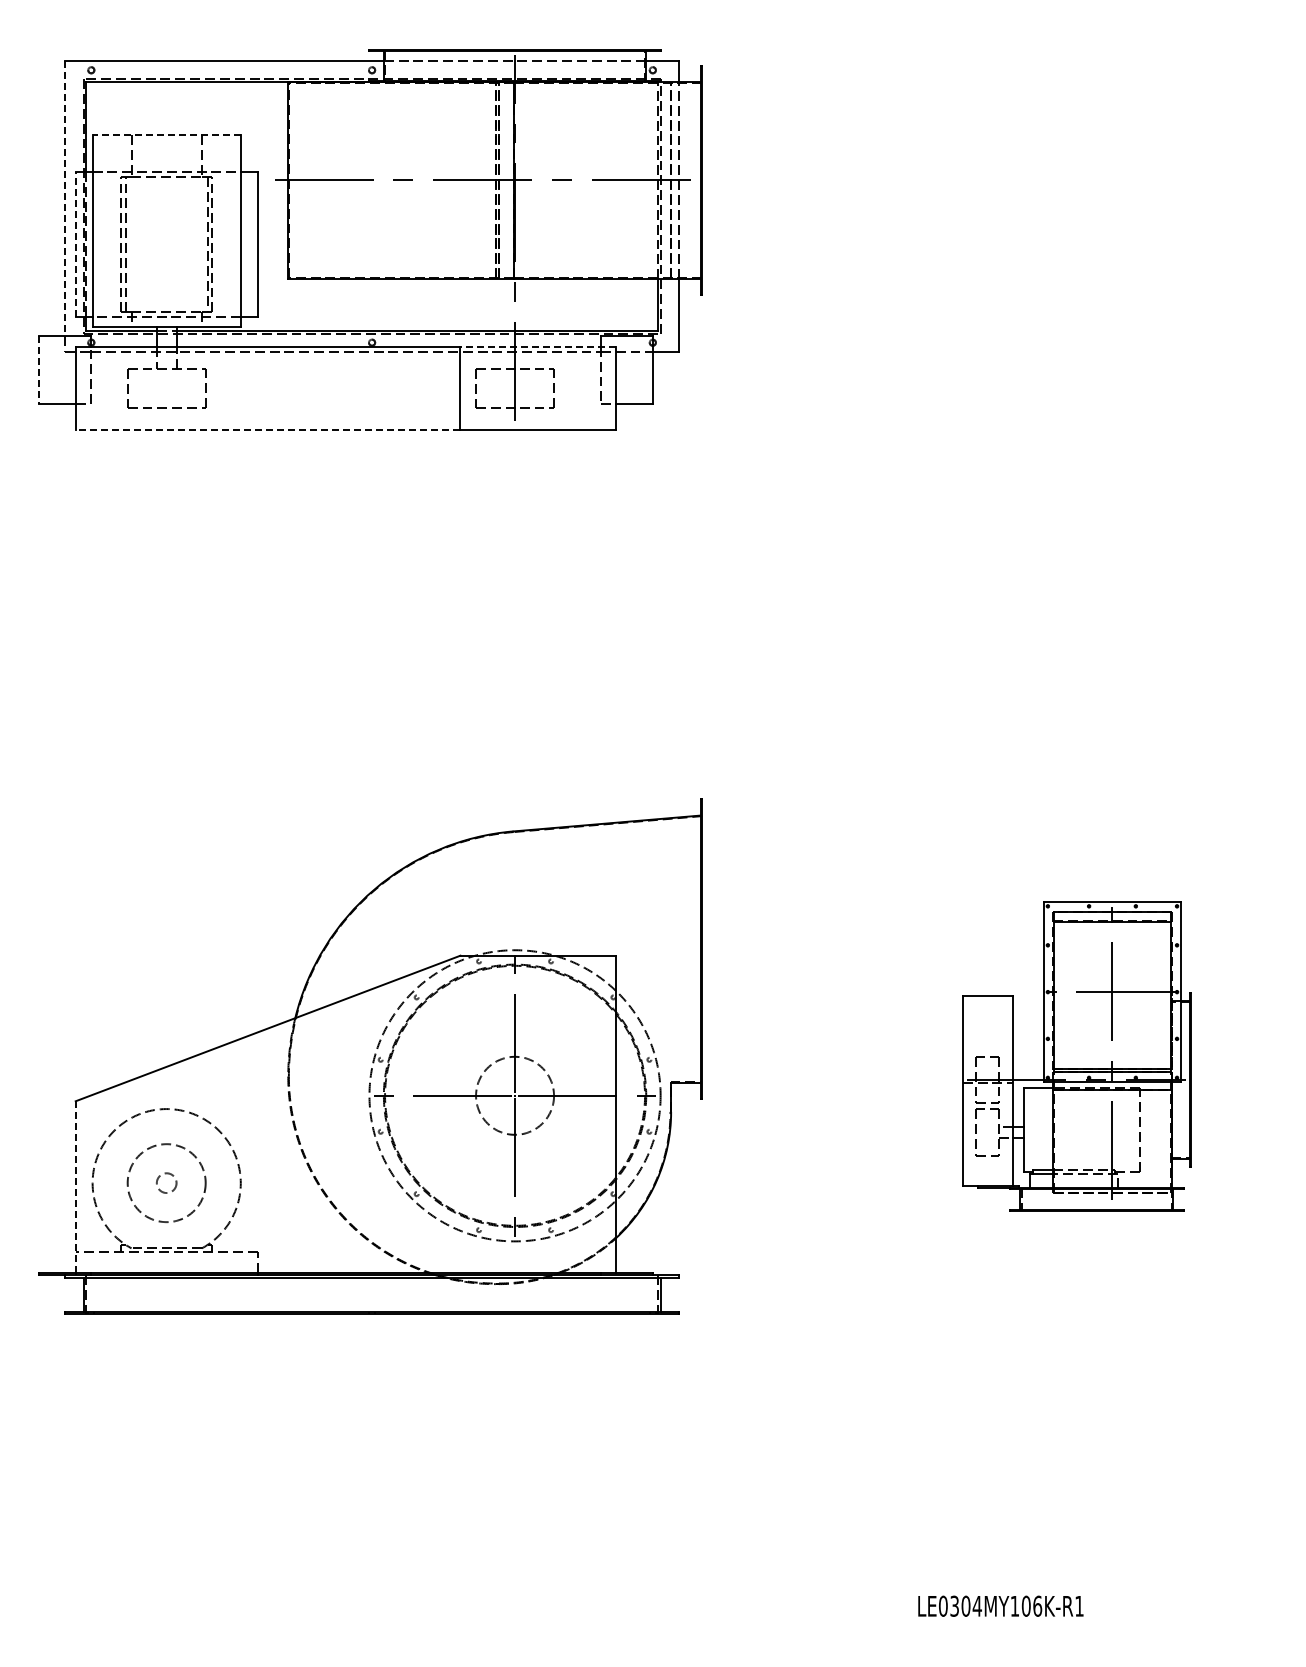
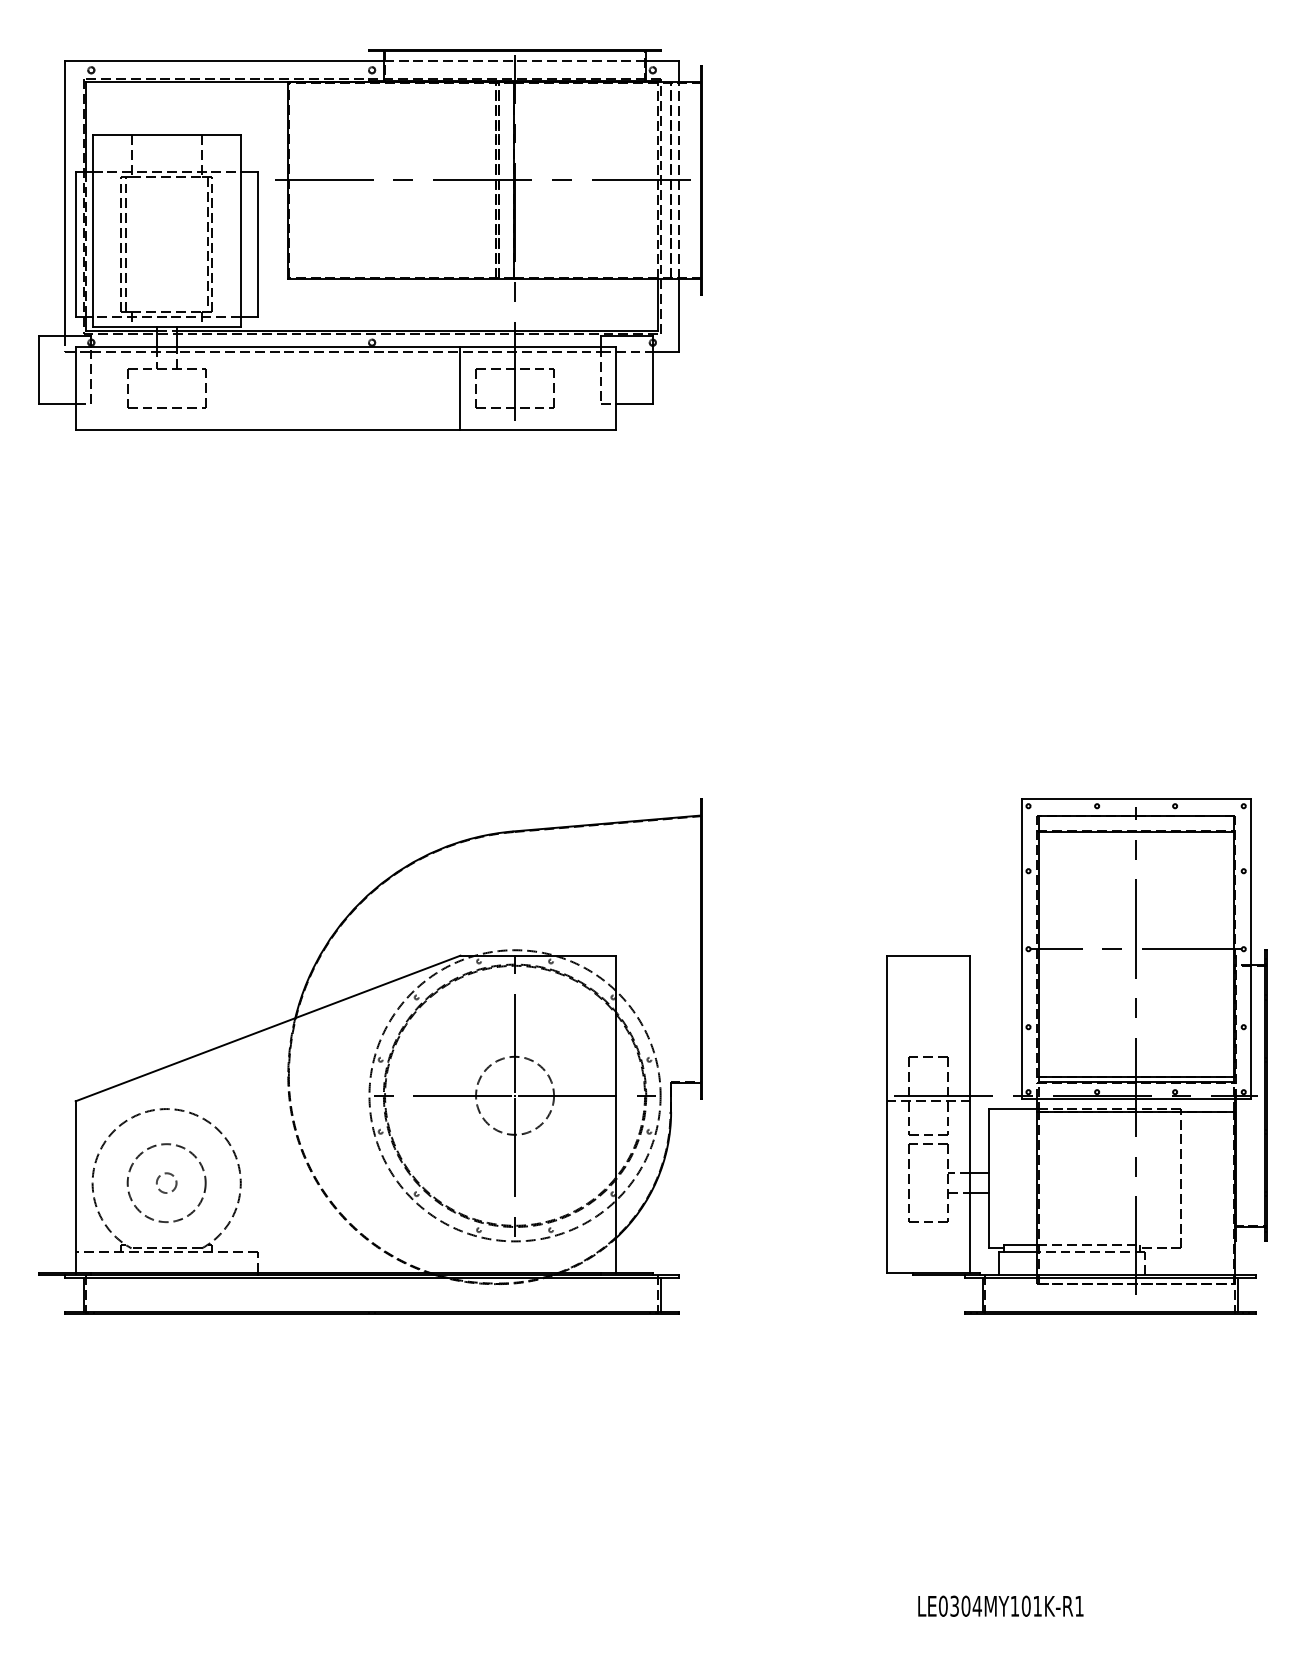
line: dashed -> solid (166, 135)
line: dashed -> solid (65, 198)
line: dashed -> solid (75, 244)
line: dashed -> solid (538, 346)
line: dashed -> solid (39, 370)
line: dashed -> solid (267, 430)
part size: 230x311 px -> 382x517 px (1076, 1056)
line: dashed -> solid (75, 1187)
text: LE0304MY106K-R1 -> LE0304MY101K-R1 (1037, 1605)
